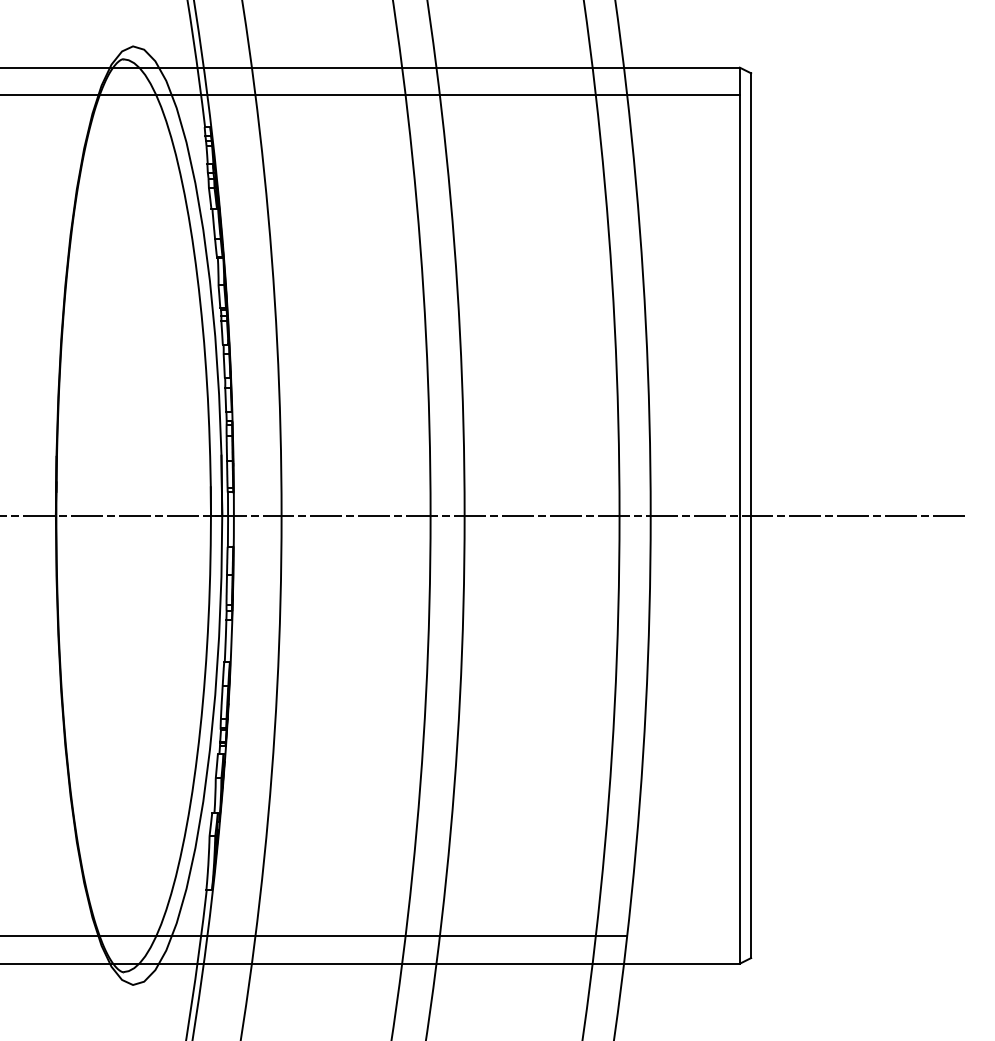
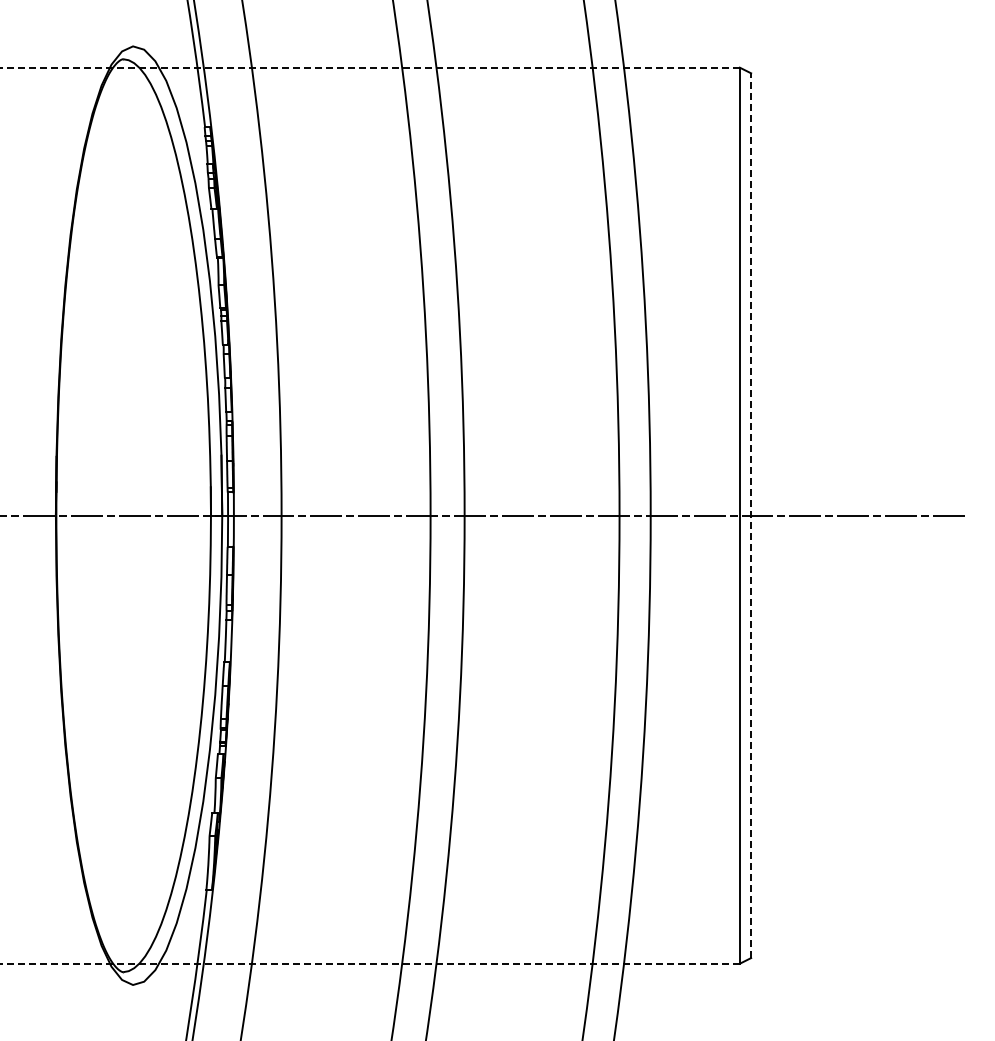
line: solid -> dashed (369, 67)
line: present -> none (370, 95)
line: solid -> dashed (751, 515)
line: present -> none (314, 936)
line: solid -> dashed (370, 963)
